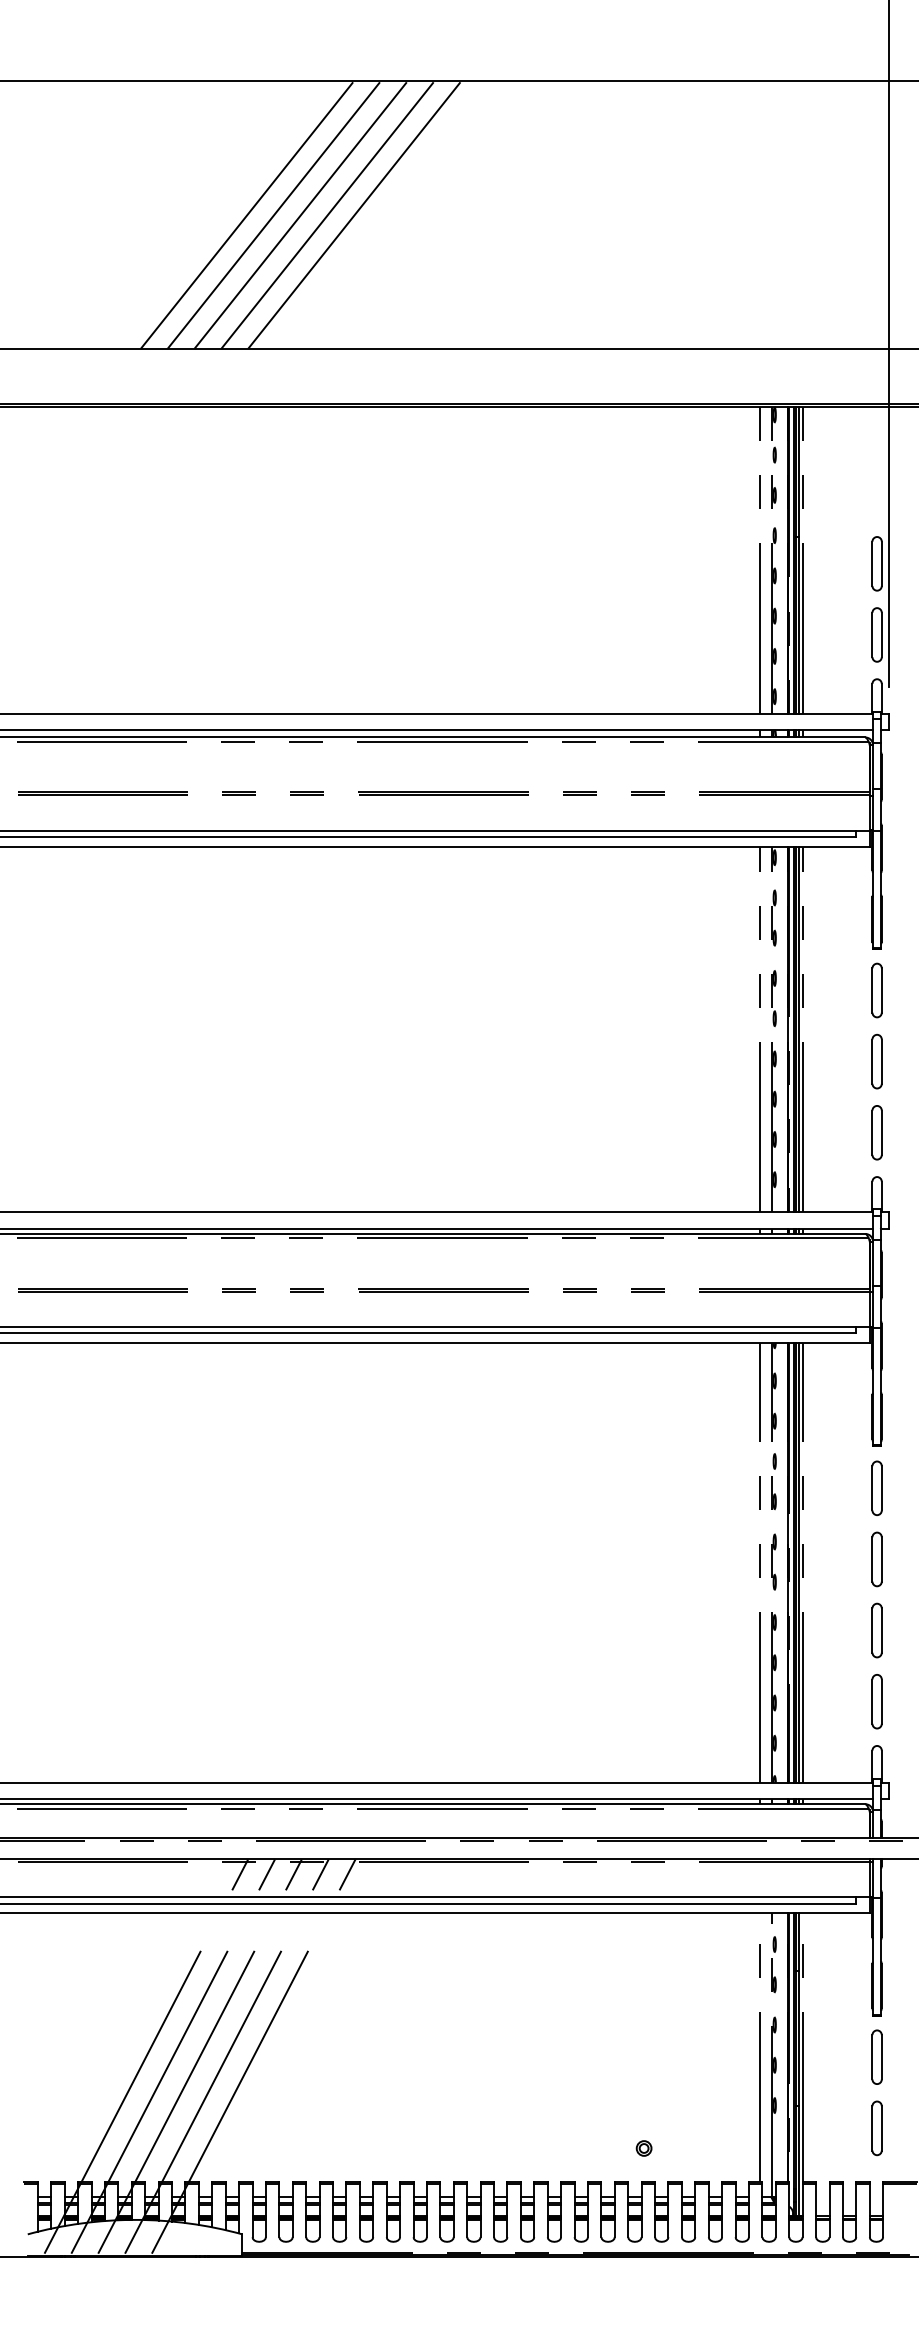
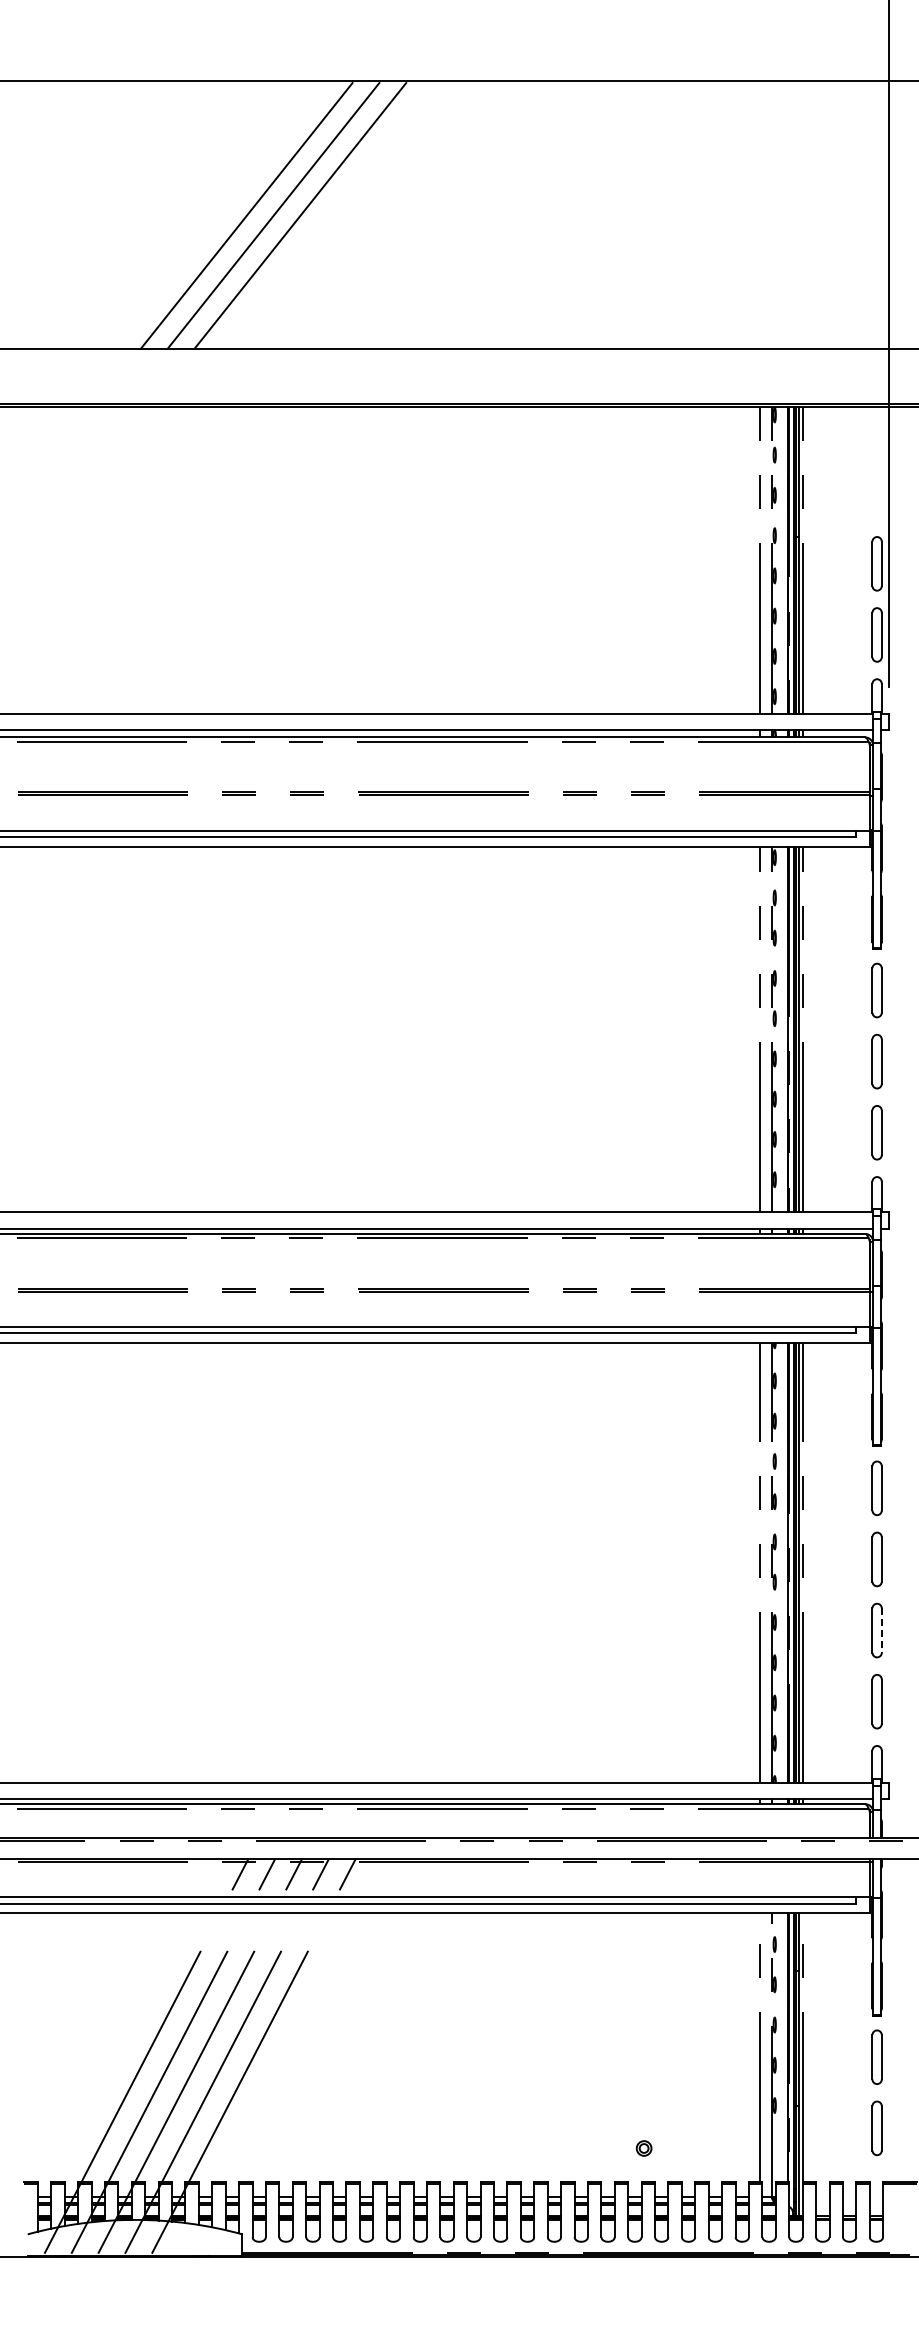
line: present -> none (328, 214)
line: present -> none (354, 214)
line: solid -> dashed (881, 1631)
